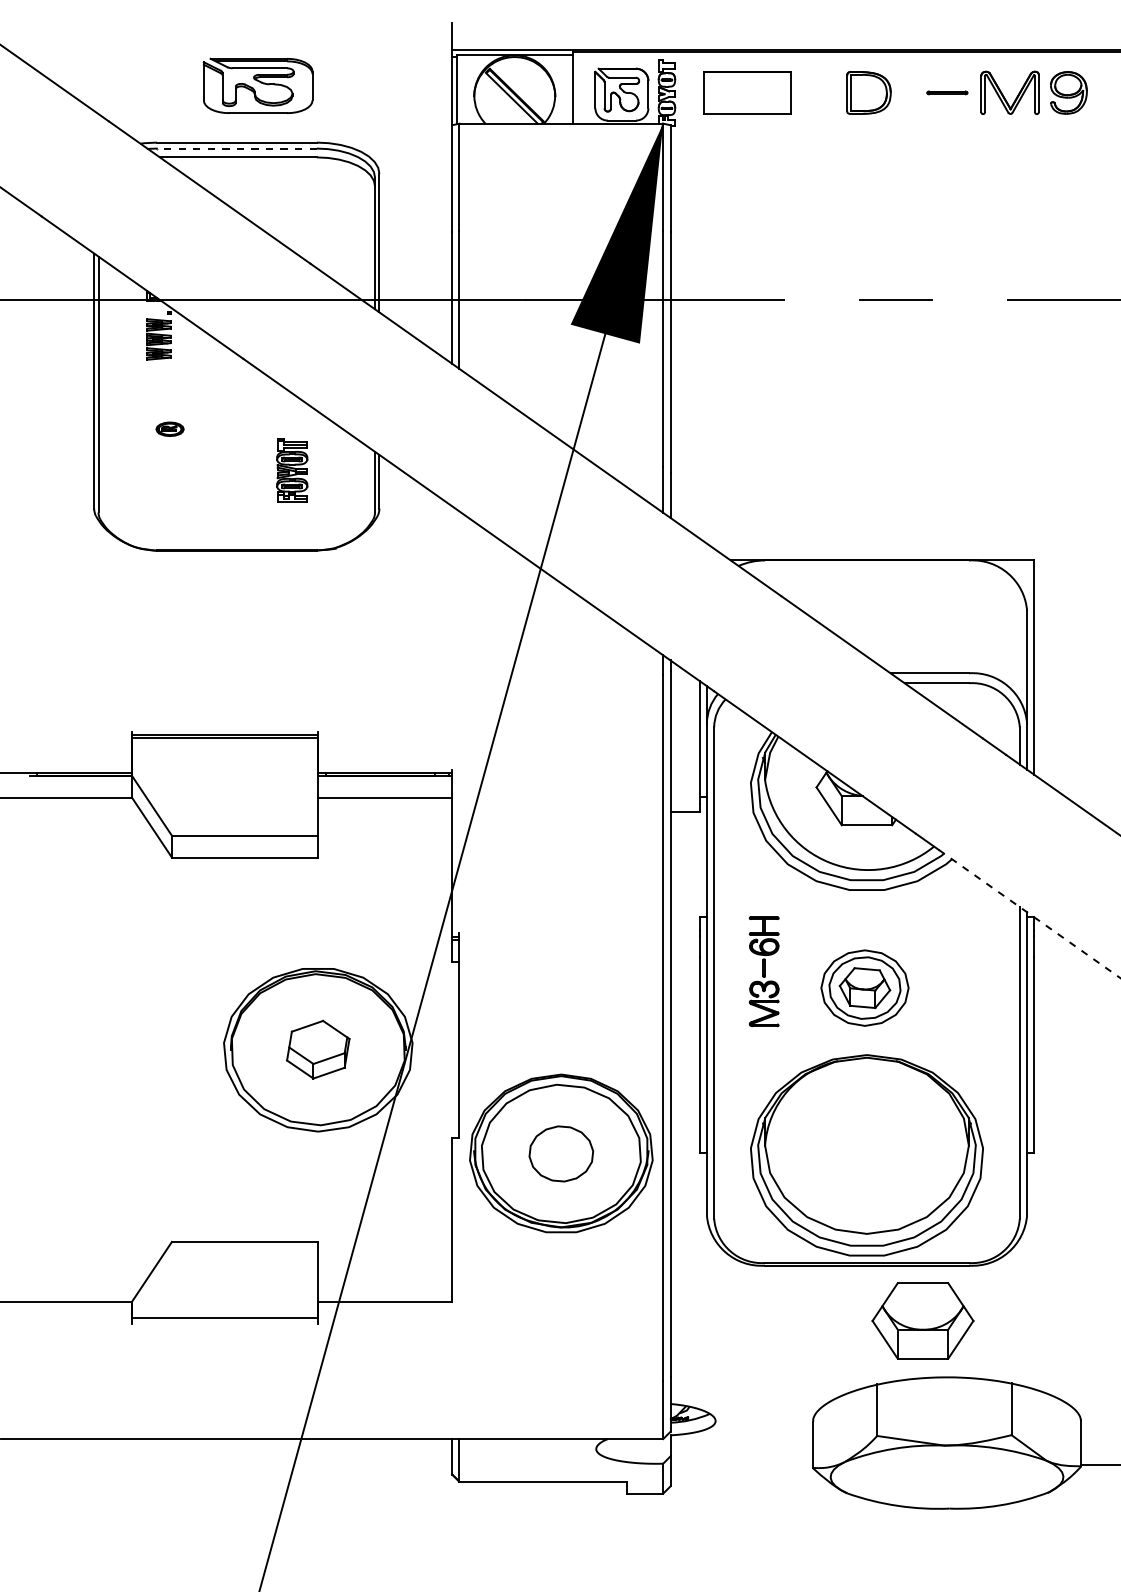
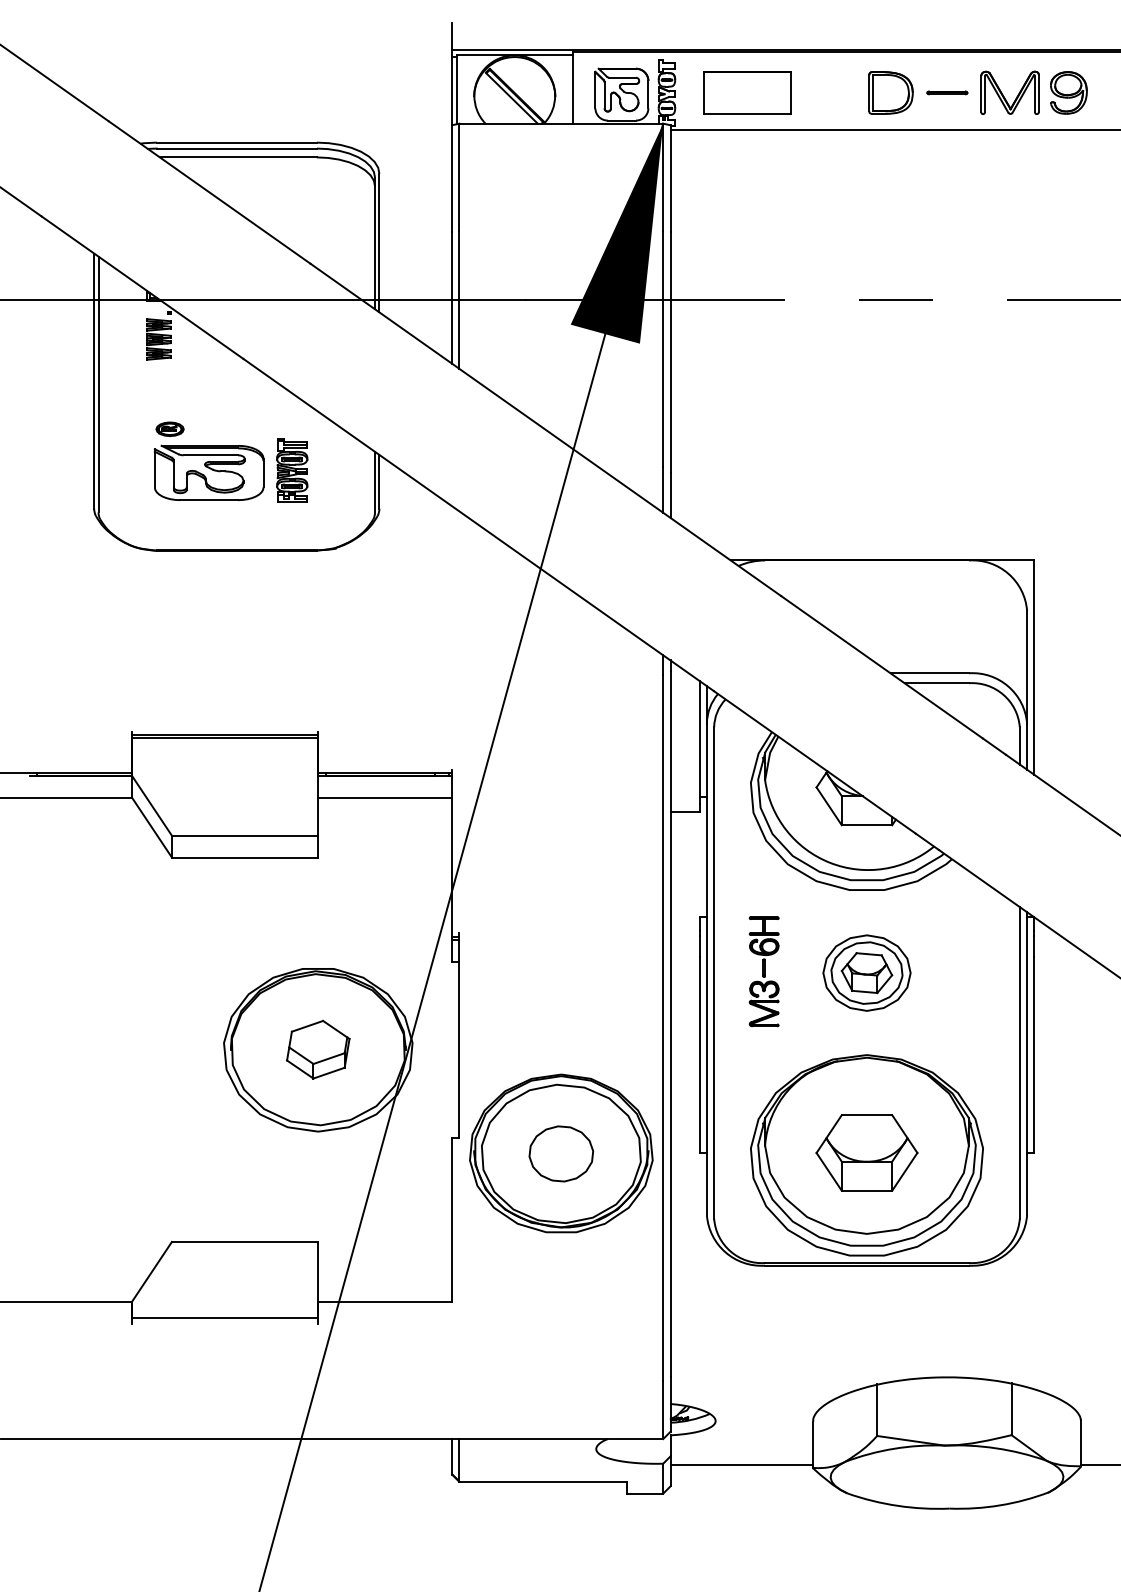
part position: (257, 85) -> (208, 472) (208, 472)
part position: (868, 92) -> (890, 92) (890, 92)
line: none -> present (893, 129)
line: dashed -> solid (236, 148)
line: dashed -> solid (1029, 913)
part position: (864, 987) -> (866, 972) (866, 972)
part position: (922, 1320) -> (866, 1152) (866, 1152)
line: none -> present (741, 1464)
